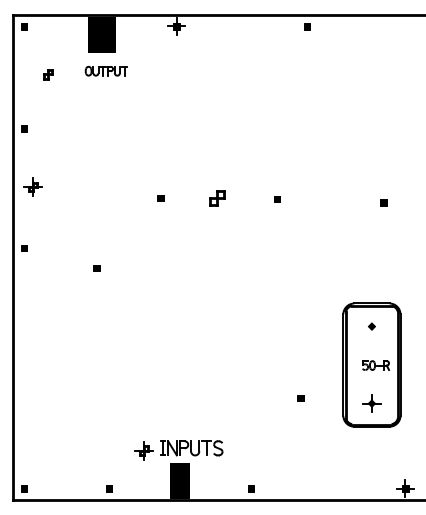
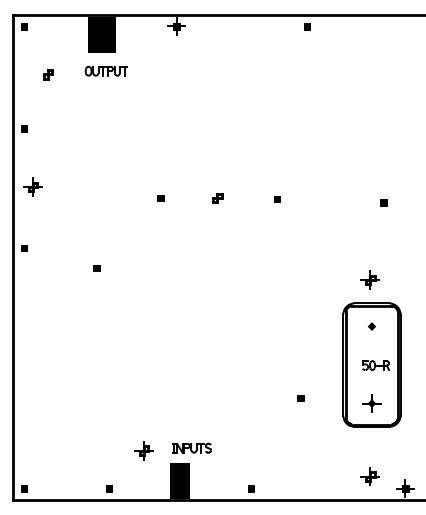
part size: 17x17 px -> 12x11 px (217, 198)
part: none -> present (369, 279)
part size: 64x17 px -> 40x12 px (191, 447)
part: none -> present (369, 476)
